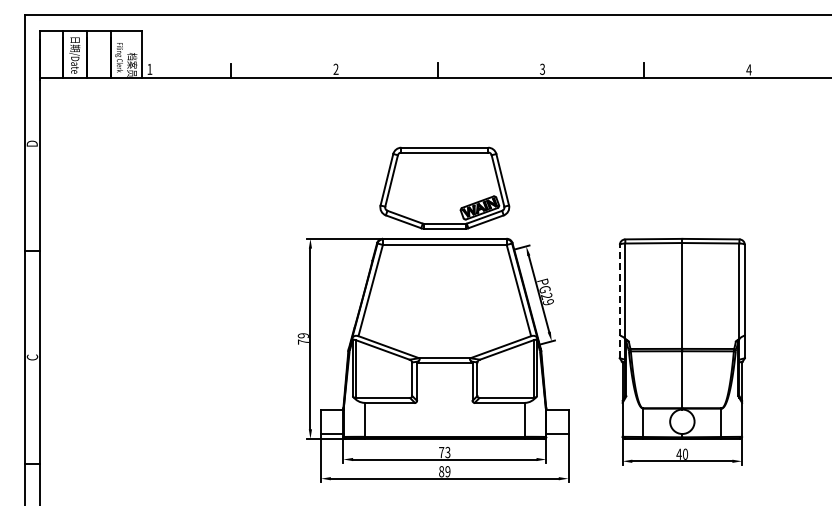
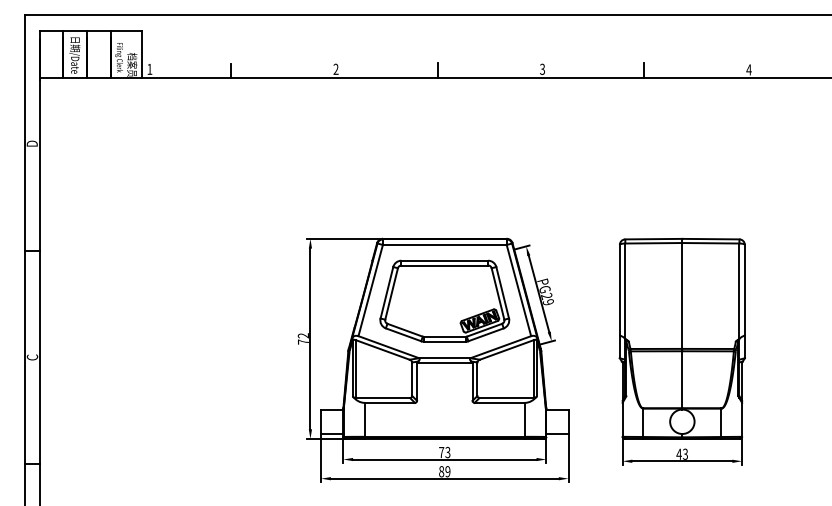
part position: (444, 187) -> (444, 300) (444, 300)
line: dashed -> solid (619, 301)
text: 79 -> 72 (303, 335)
text: 40 -> 43 (685, 453)
